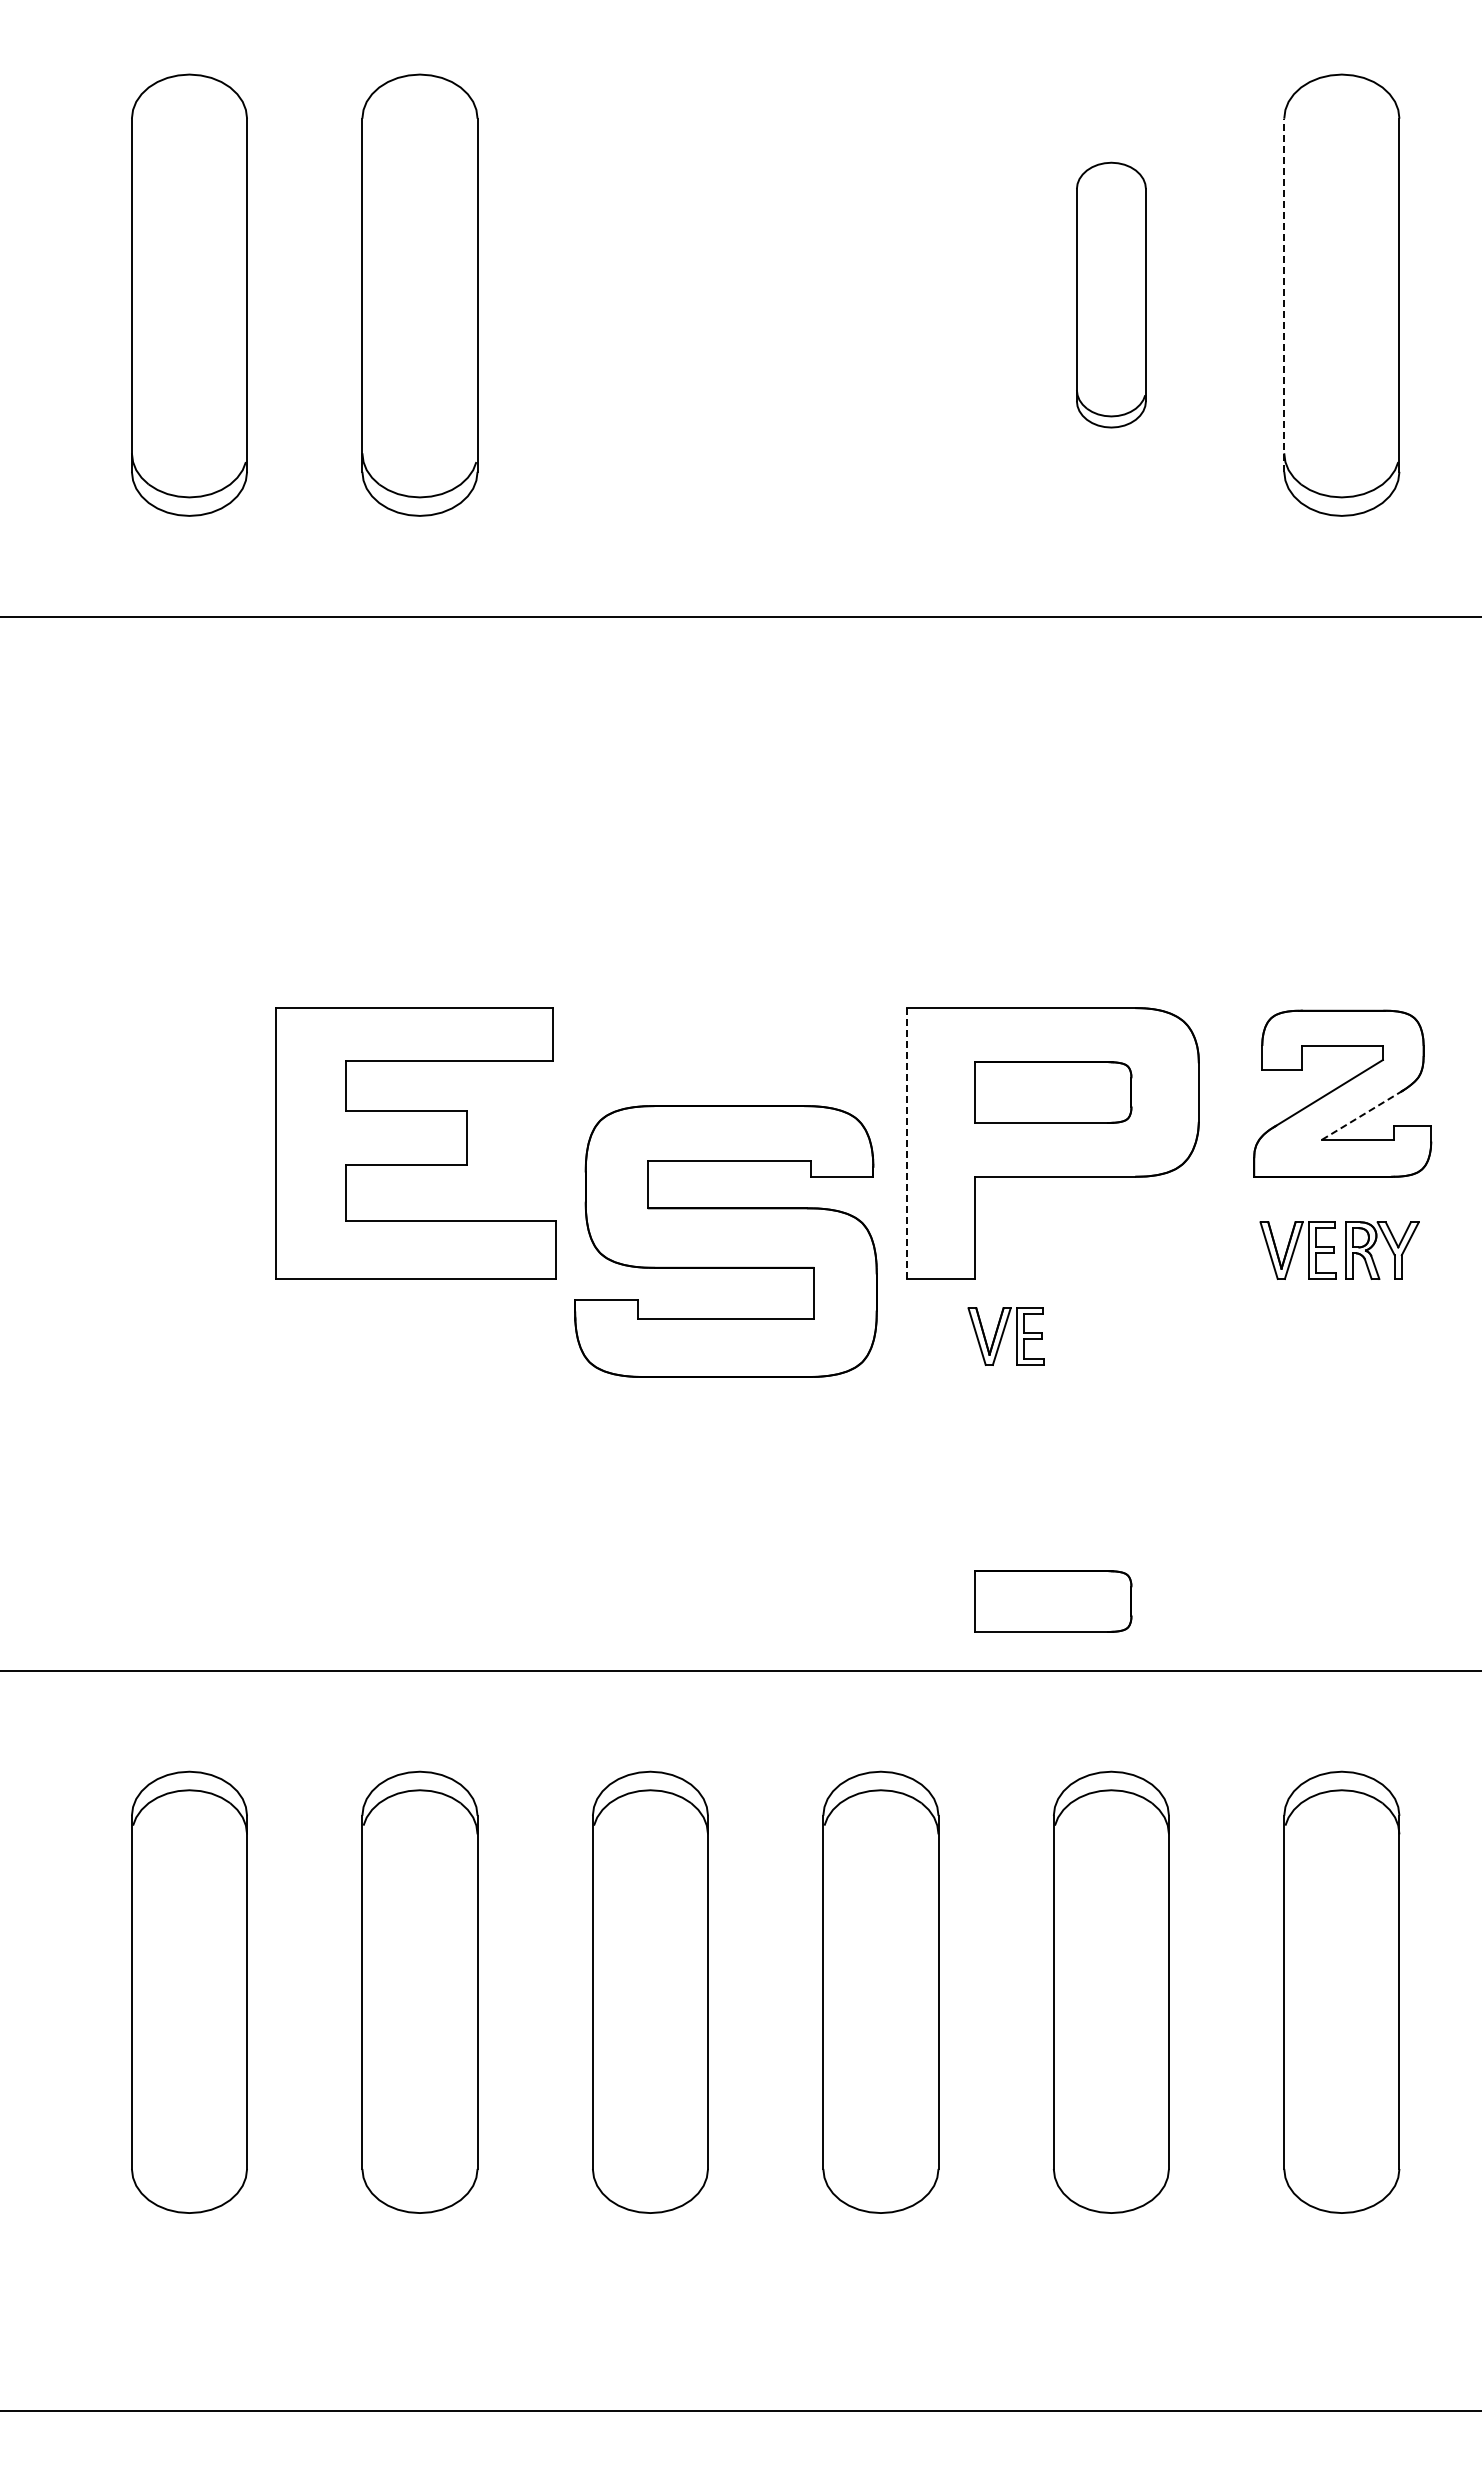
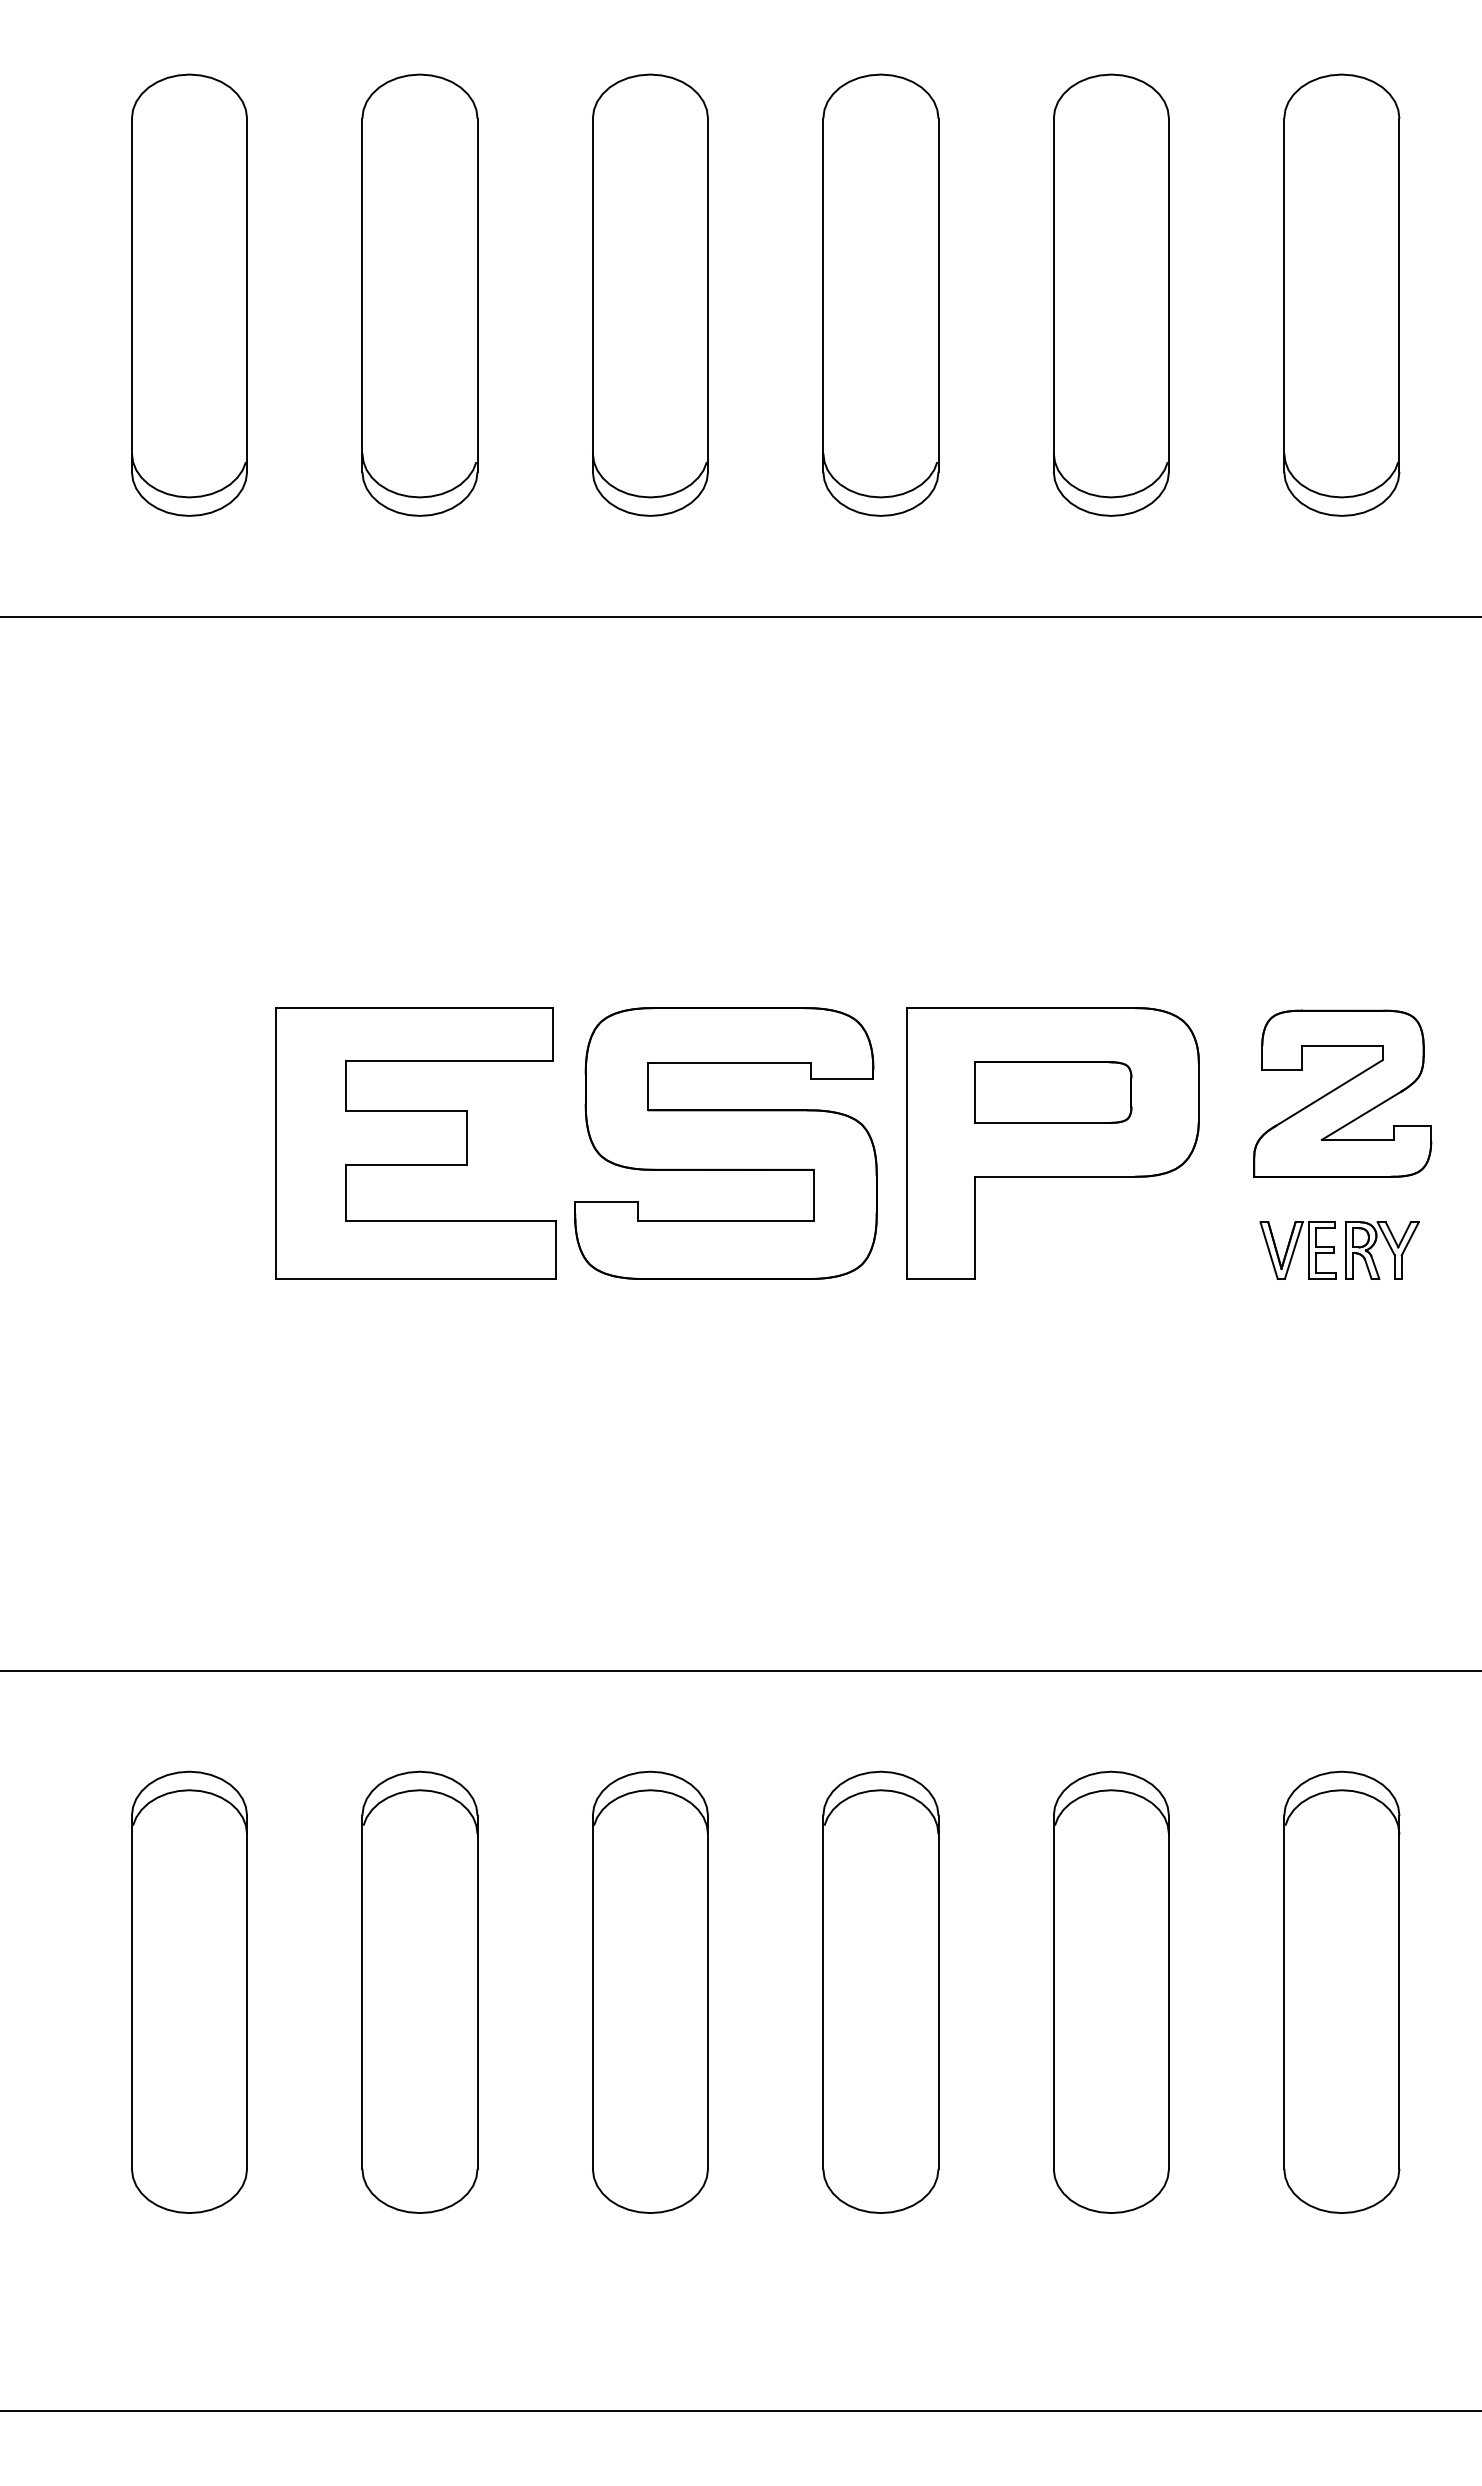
part: none -> present (650, 294)
part: none -> present (880, 294)
part size: 71x268 px -> 117x444 px (1111, 294)
line: dashed -> solid (1284, 295)
line: dashed -> solid (1361, 1115)
line: dashed -> solid (906, 1144)
part position: (725, 1241) -> (725, 1143) (725, 1143)
part: present -> none (1005, 1336)
part: present -> none (1053, 1601)
